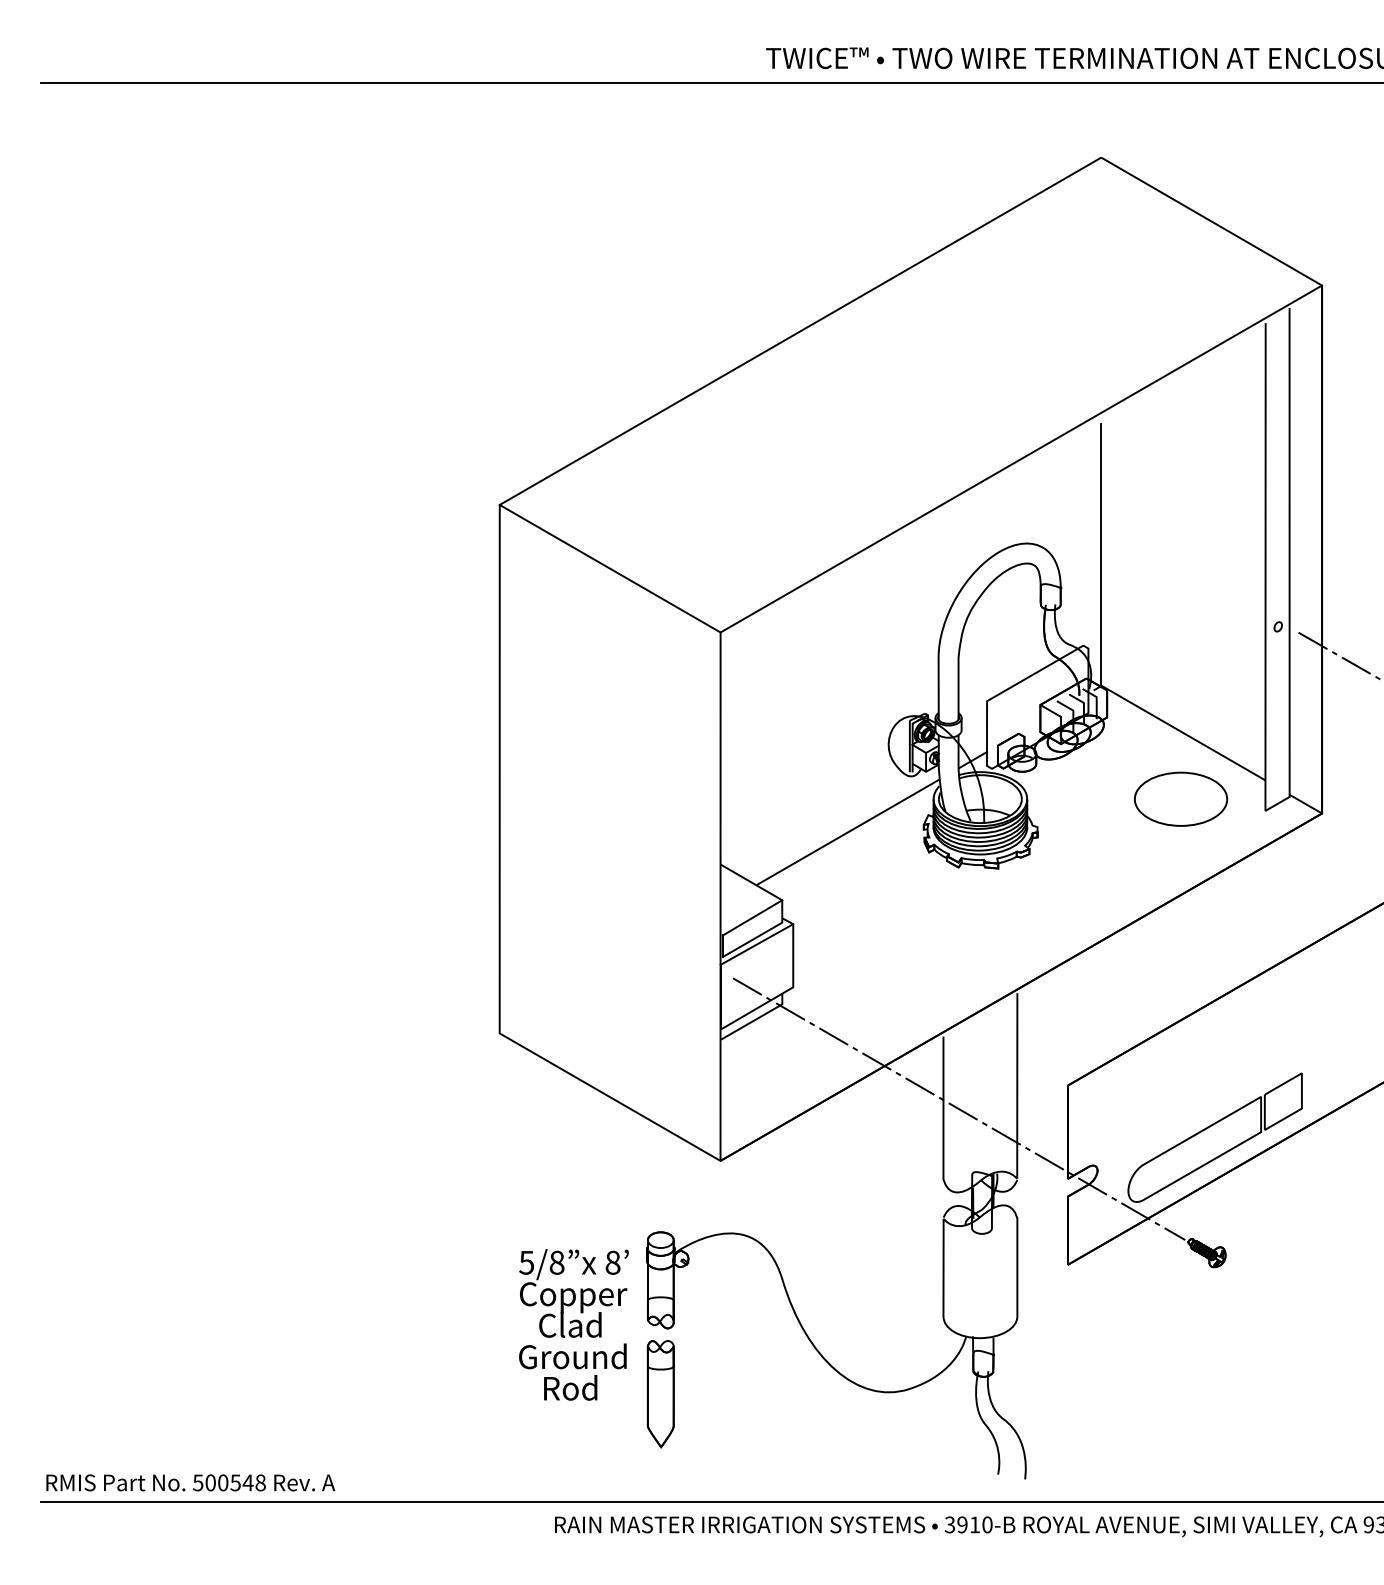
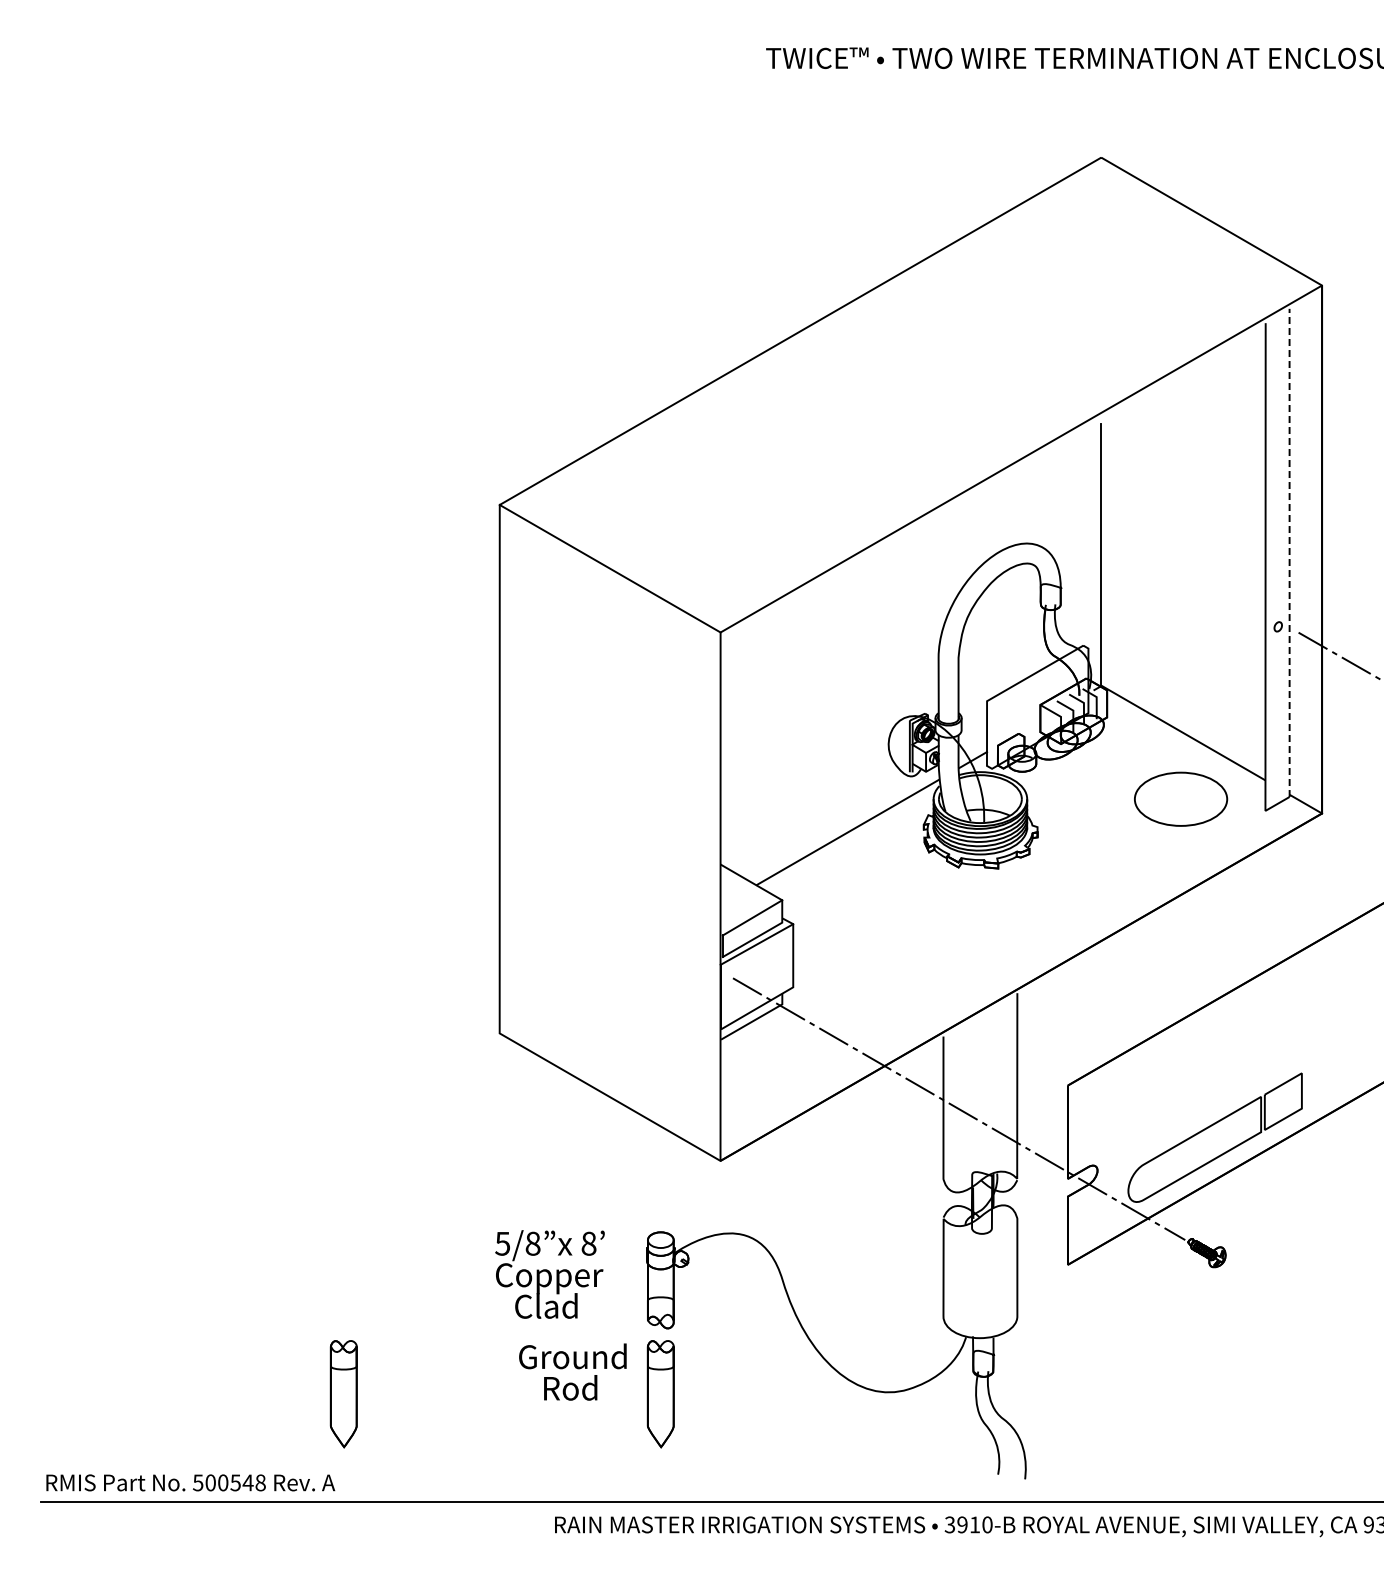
line: present -> none (710, 83)
line: solid -> dashed (1289, 552)
text position: (573, 1293) -> (549, 1274) (549, 1274)
part: none -> present (343, 1394)
